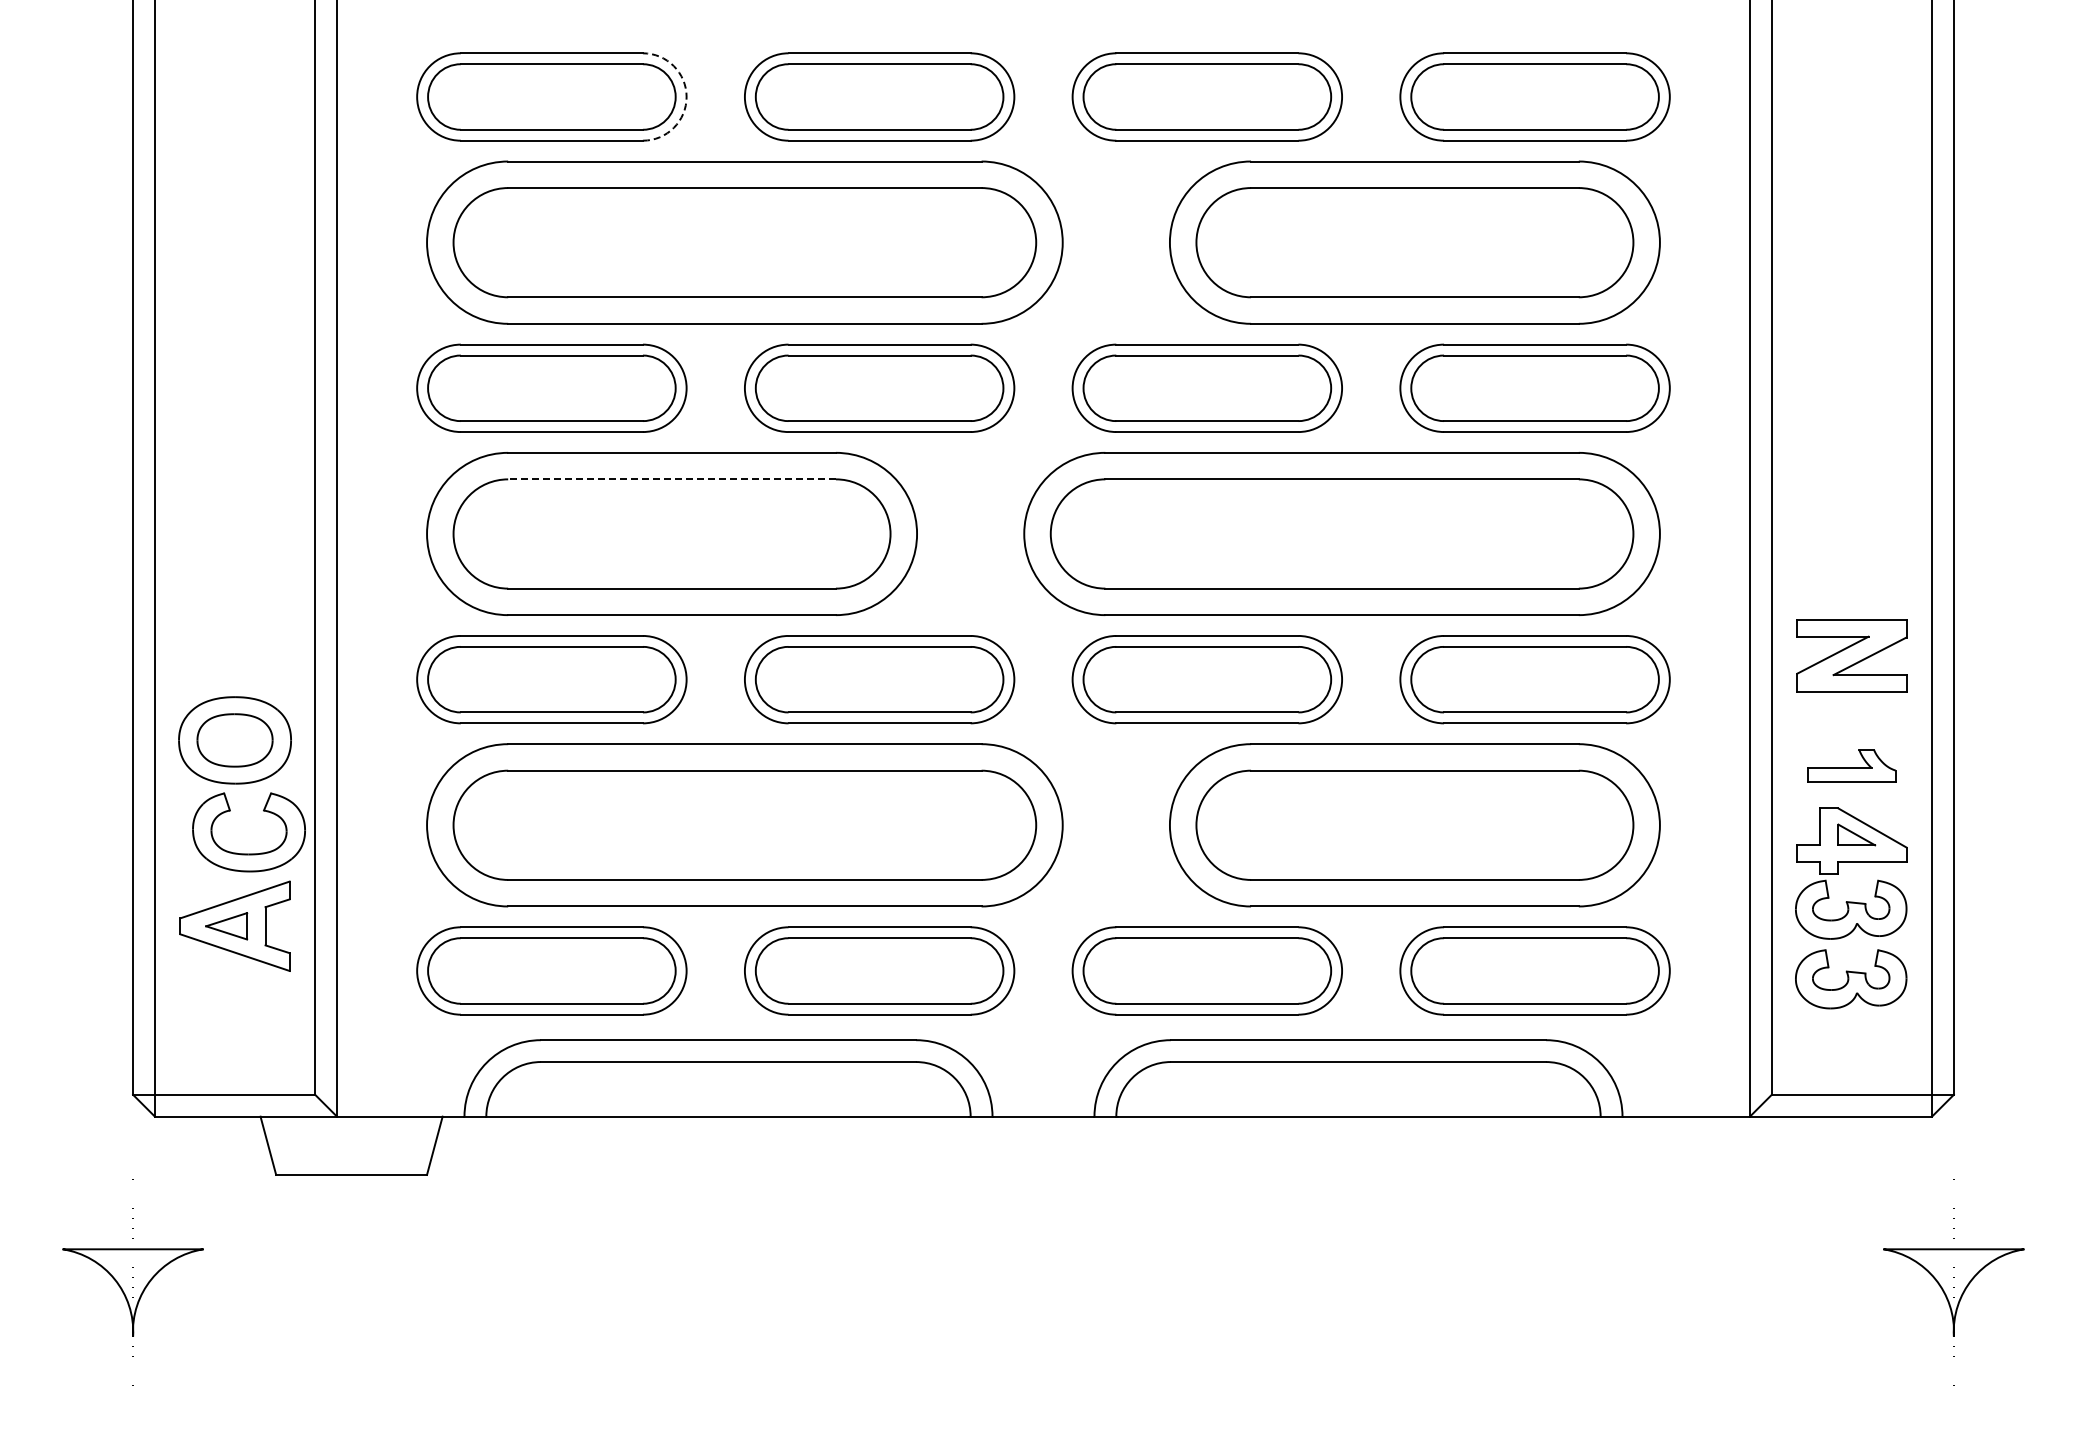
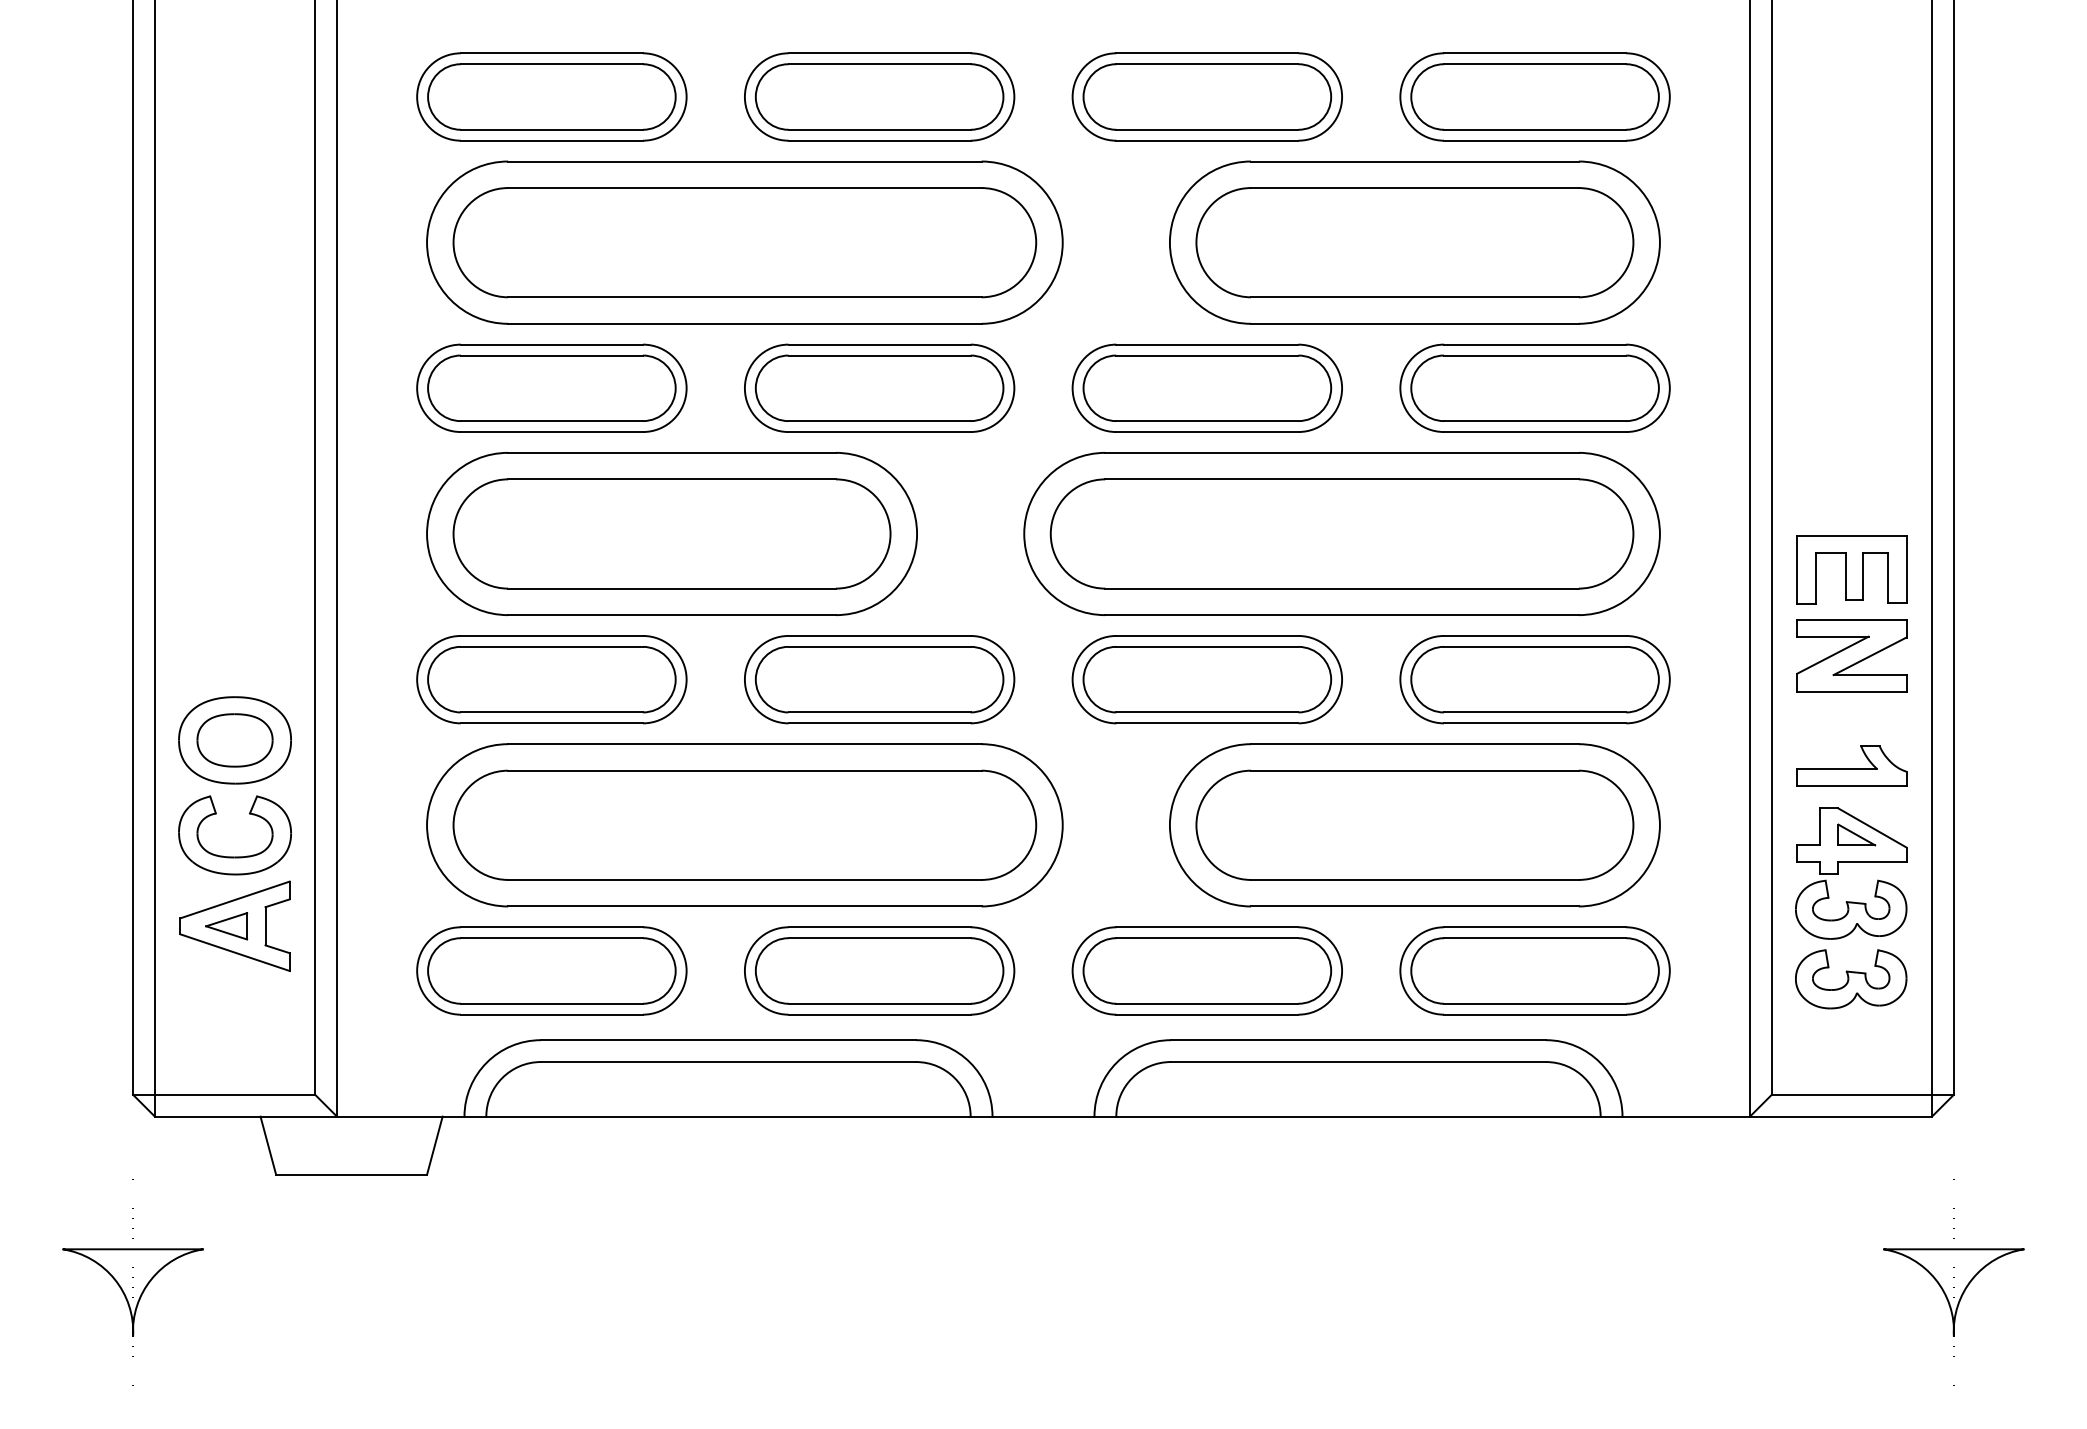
arc: dashed -> solid (686, 97)
line: dashed -> solid (672, 479)
part: none -> present (1851, 569)
part size: 90x34 px -> 112x42 px (1851, 765)
part position: (248, 853) -> (234, 856) (234, 856)
